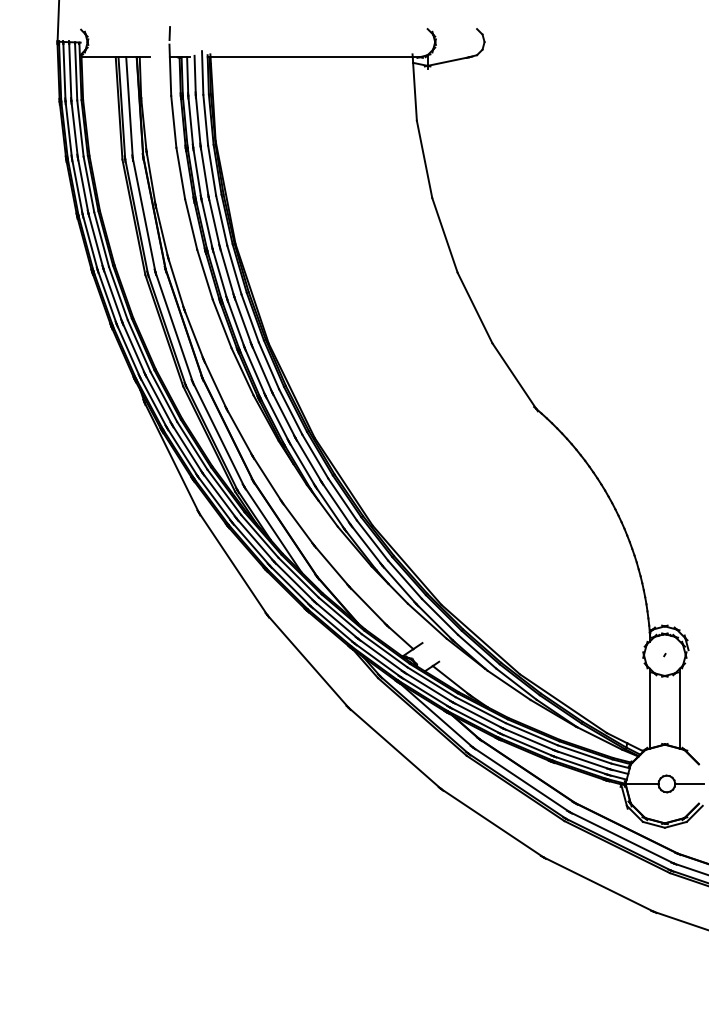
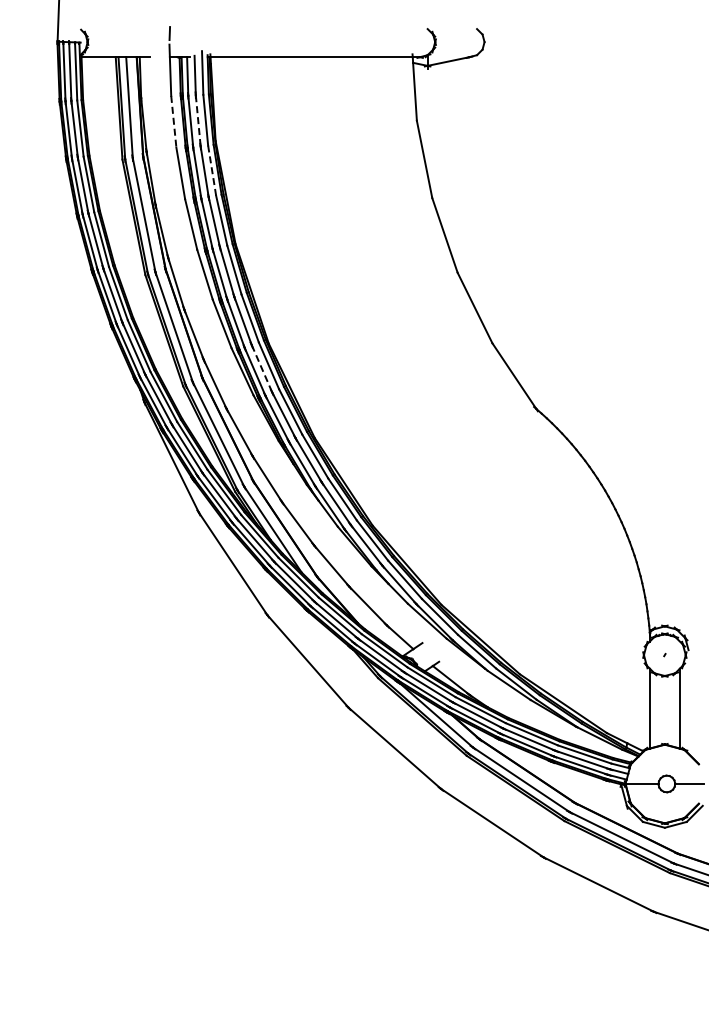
line: solid -> dashed (198, 120)
line: solid -> dashed (173, 122)
line: solid -> dashed (212, 171)
line: solid -> dashed (262, 368)
